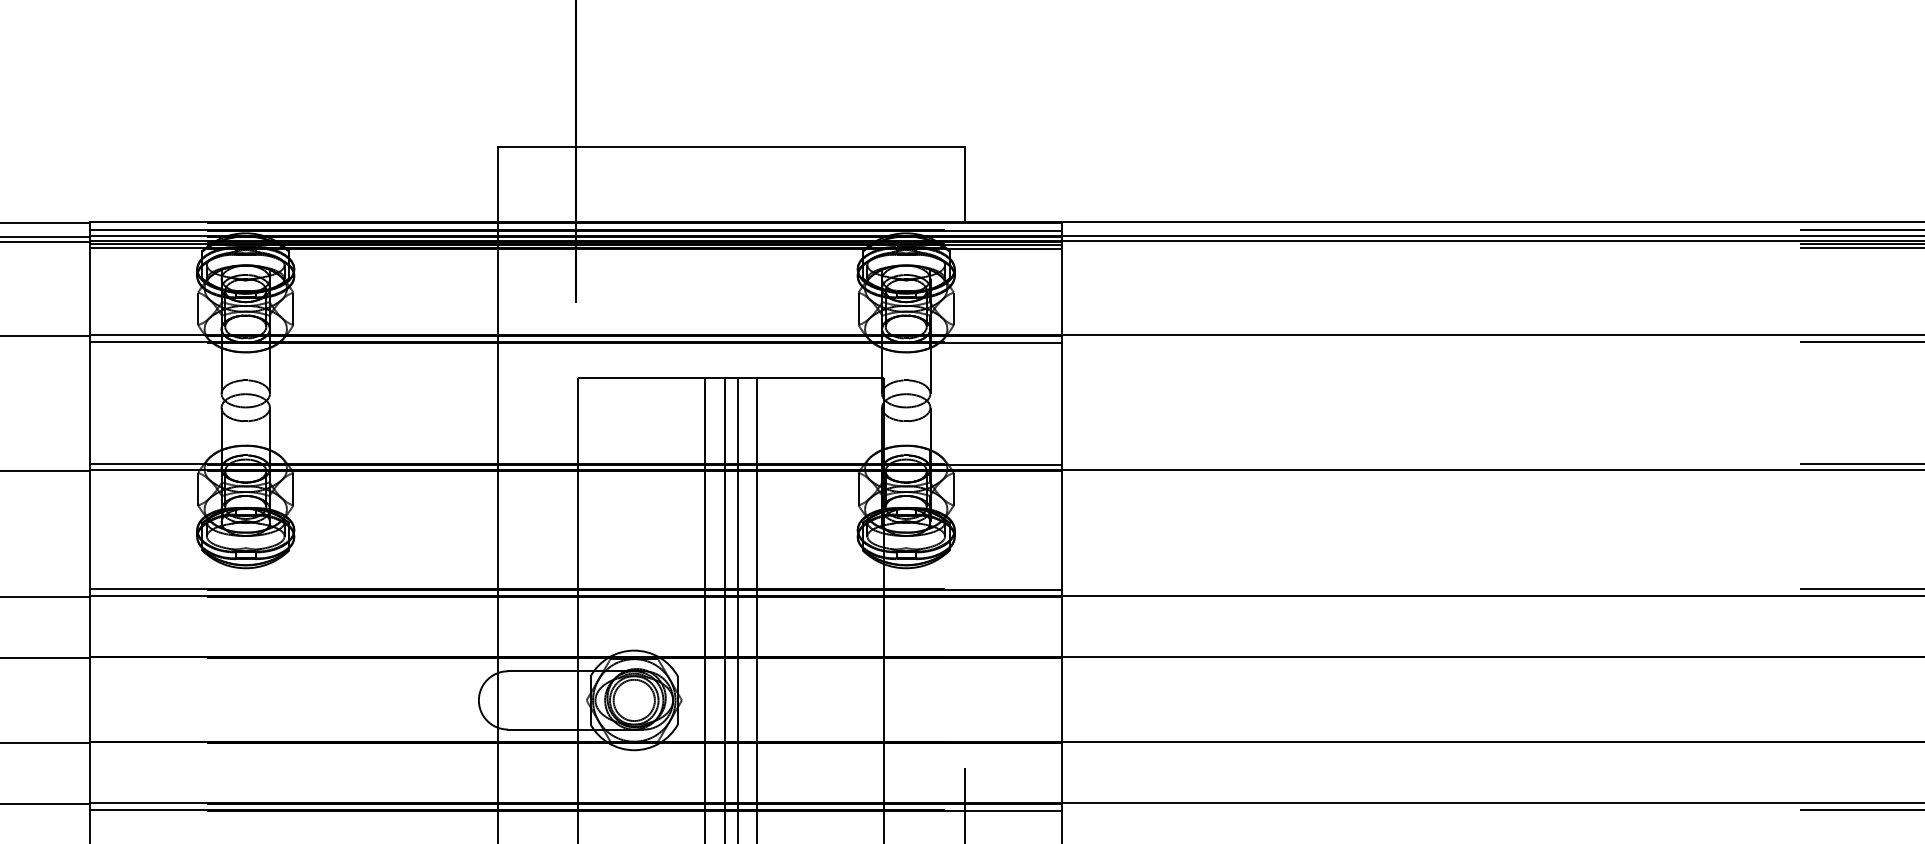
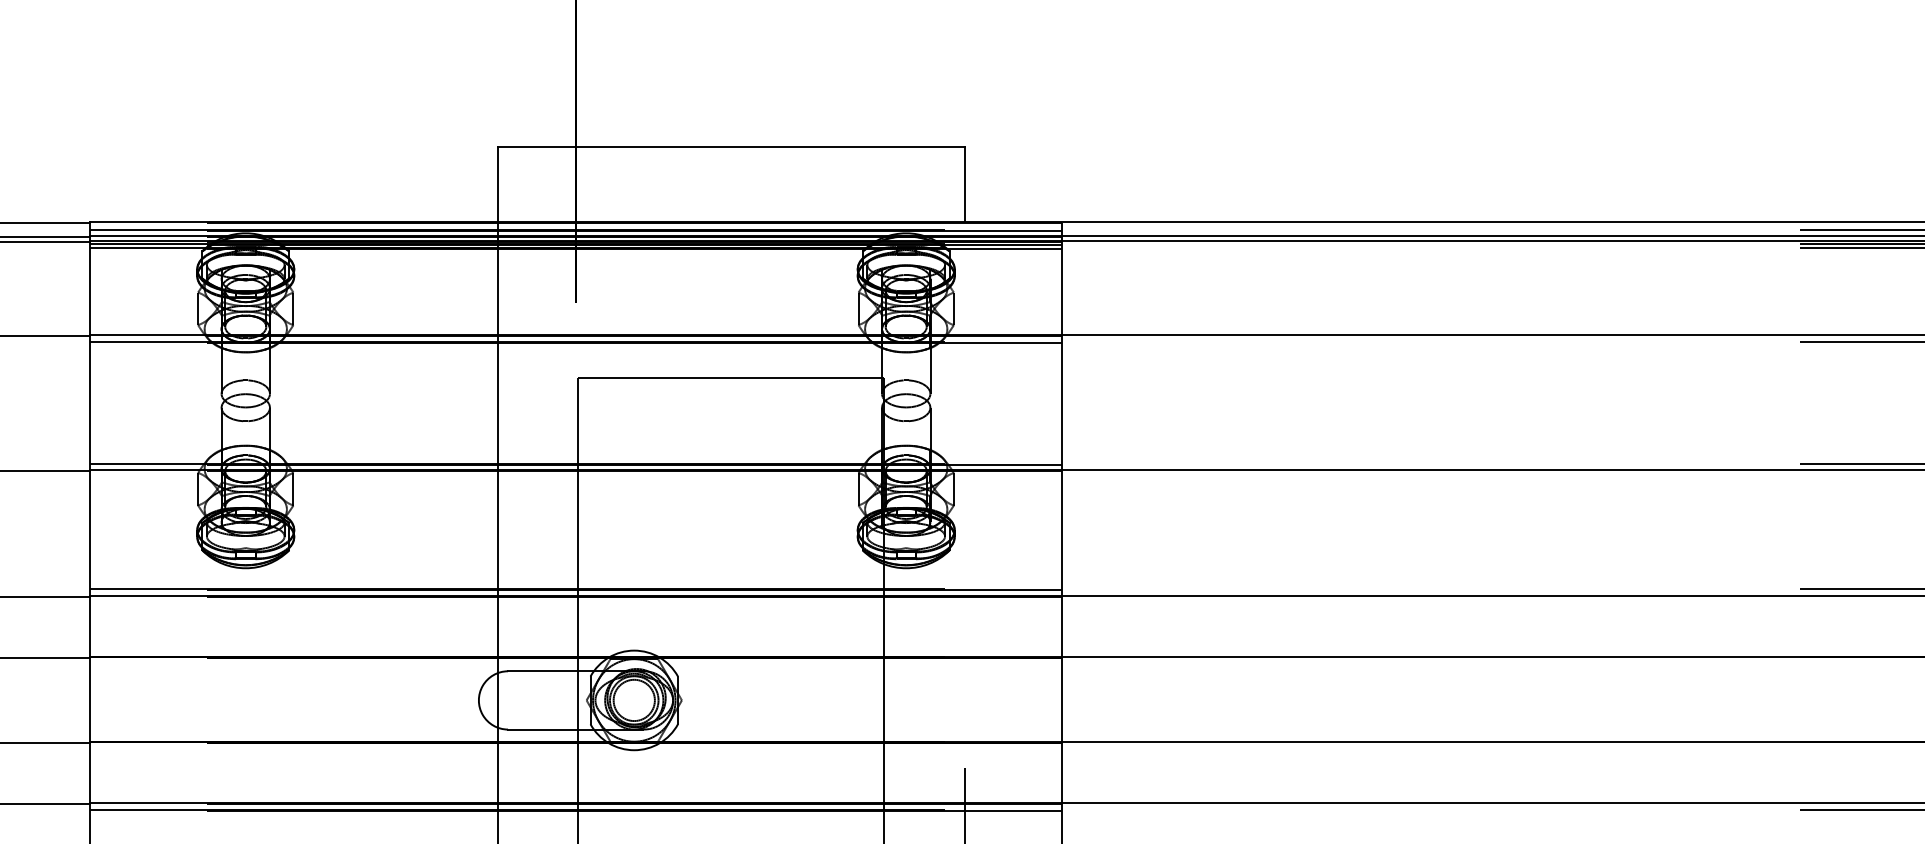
line: present -> none (705, 608)
line: present -> none (724, 608)
line: present -> none (738, 608)
line: present -> none (757, 608)
